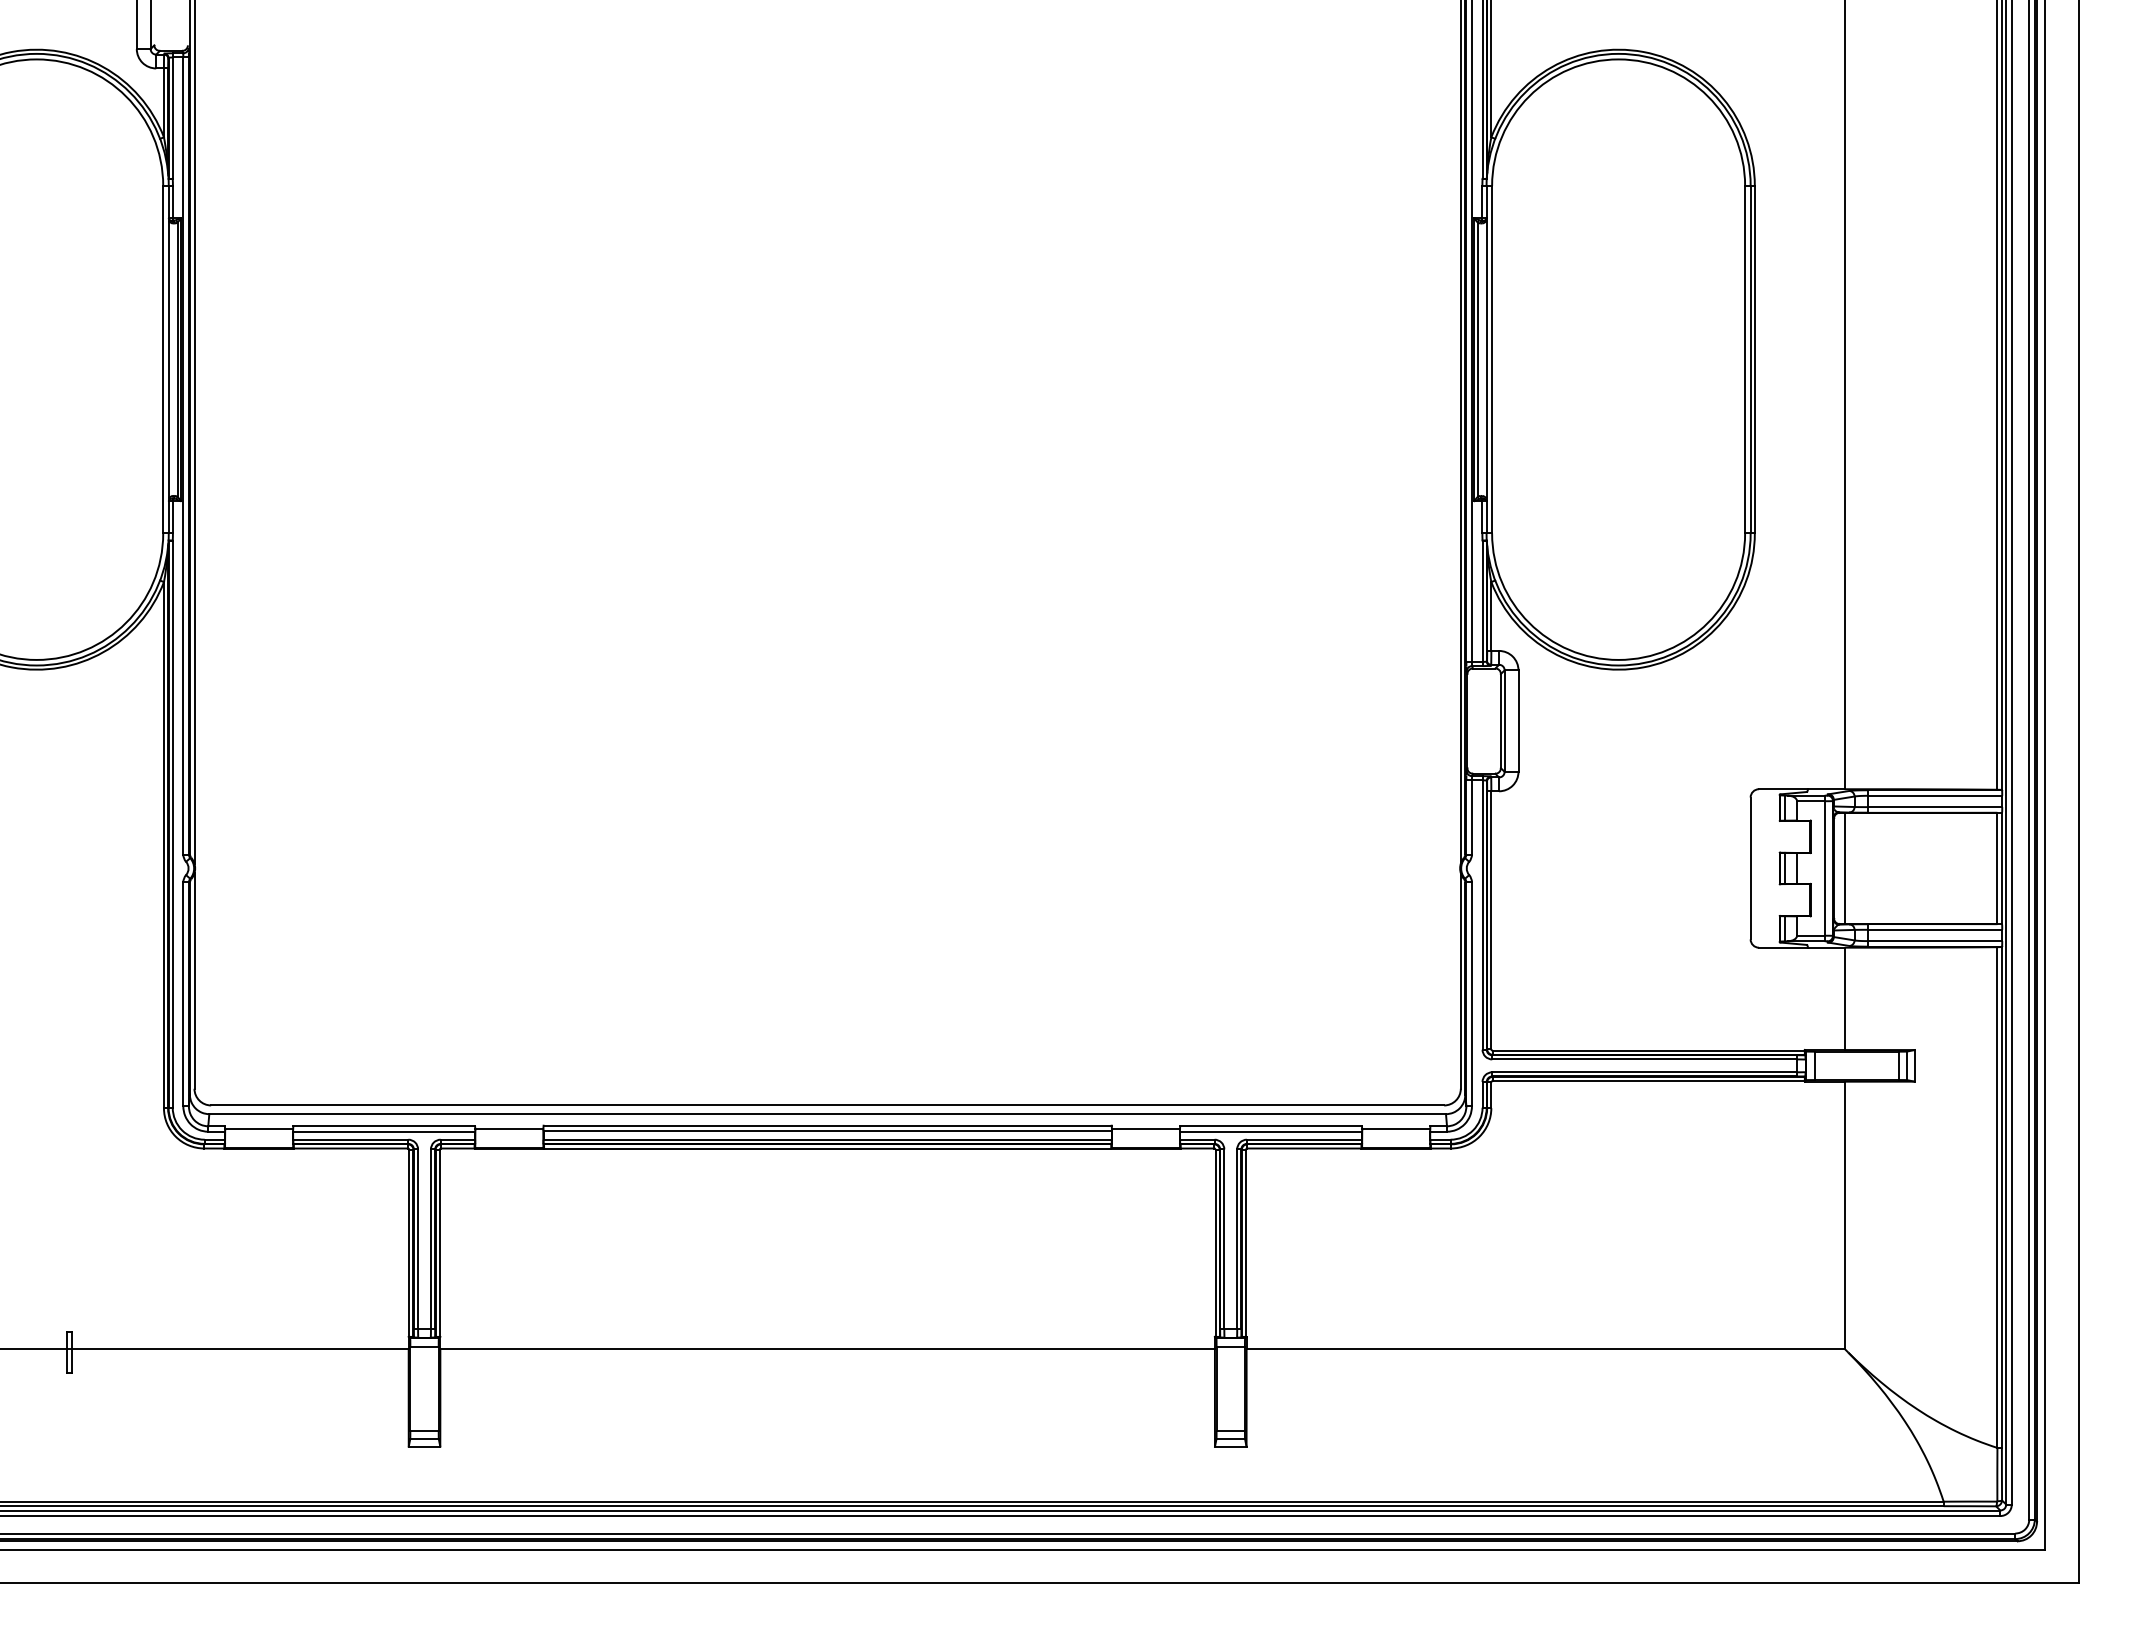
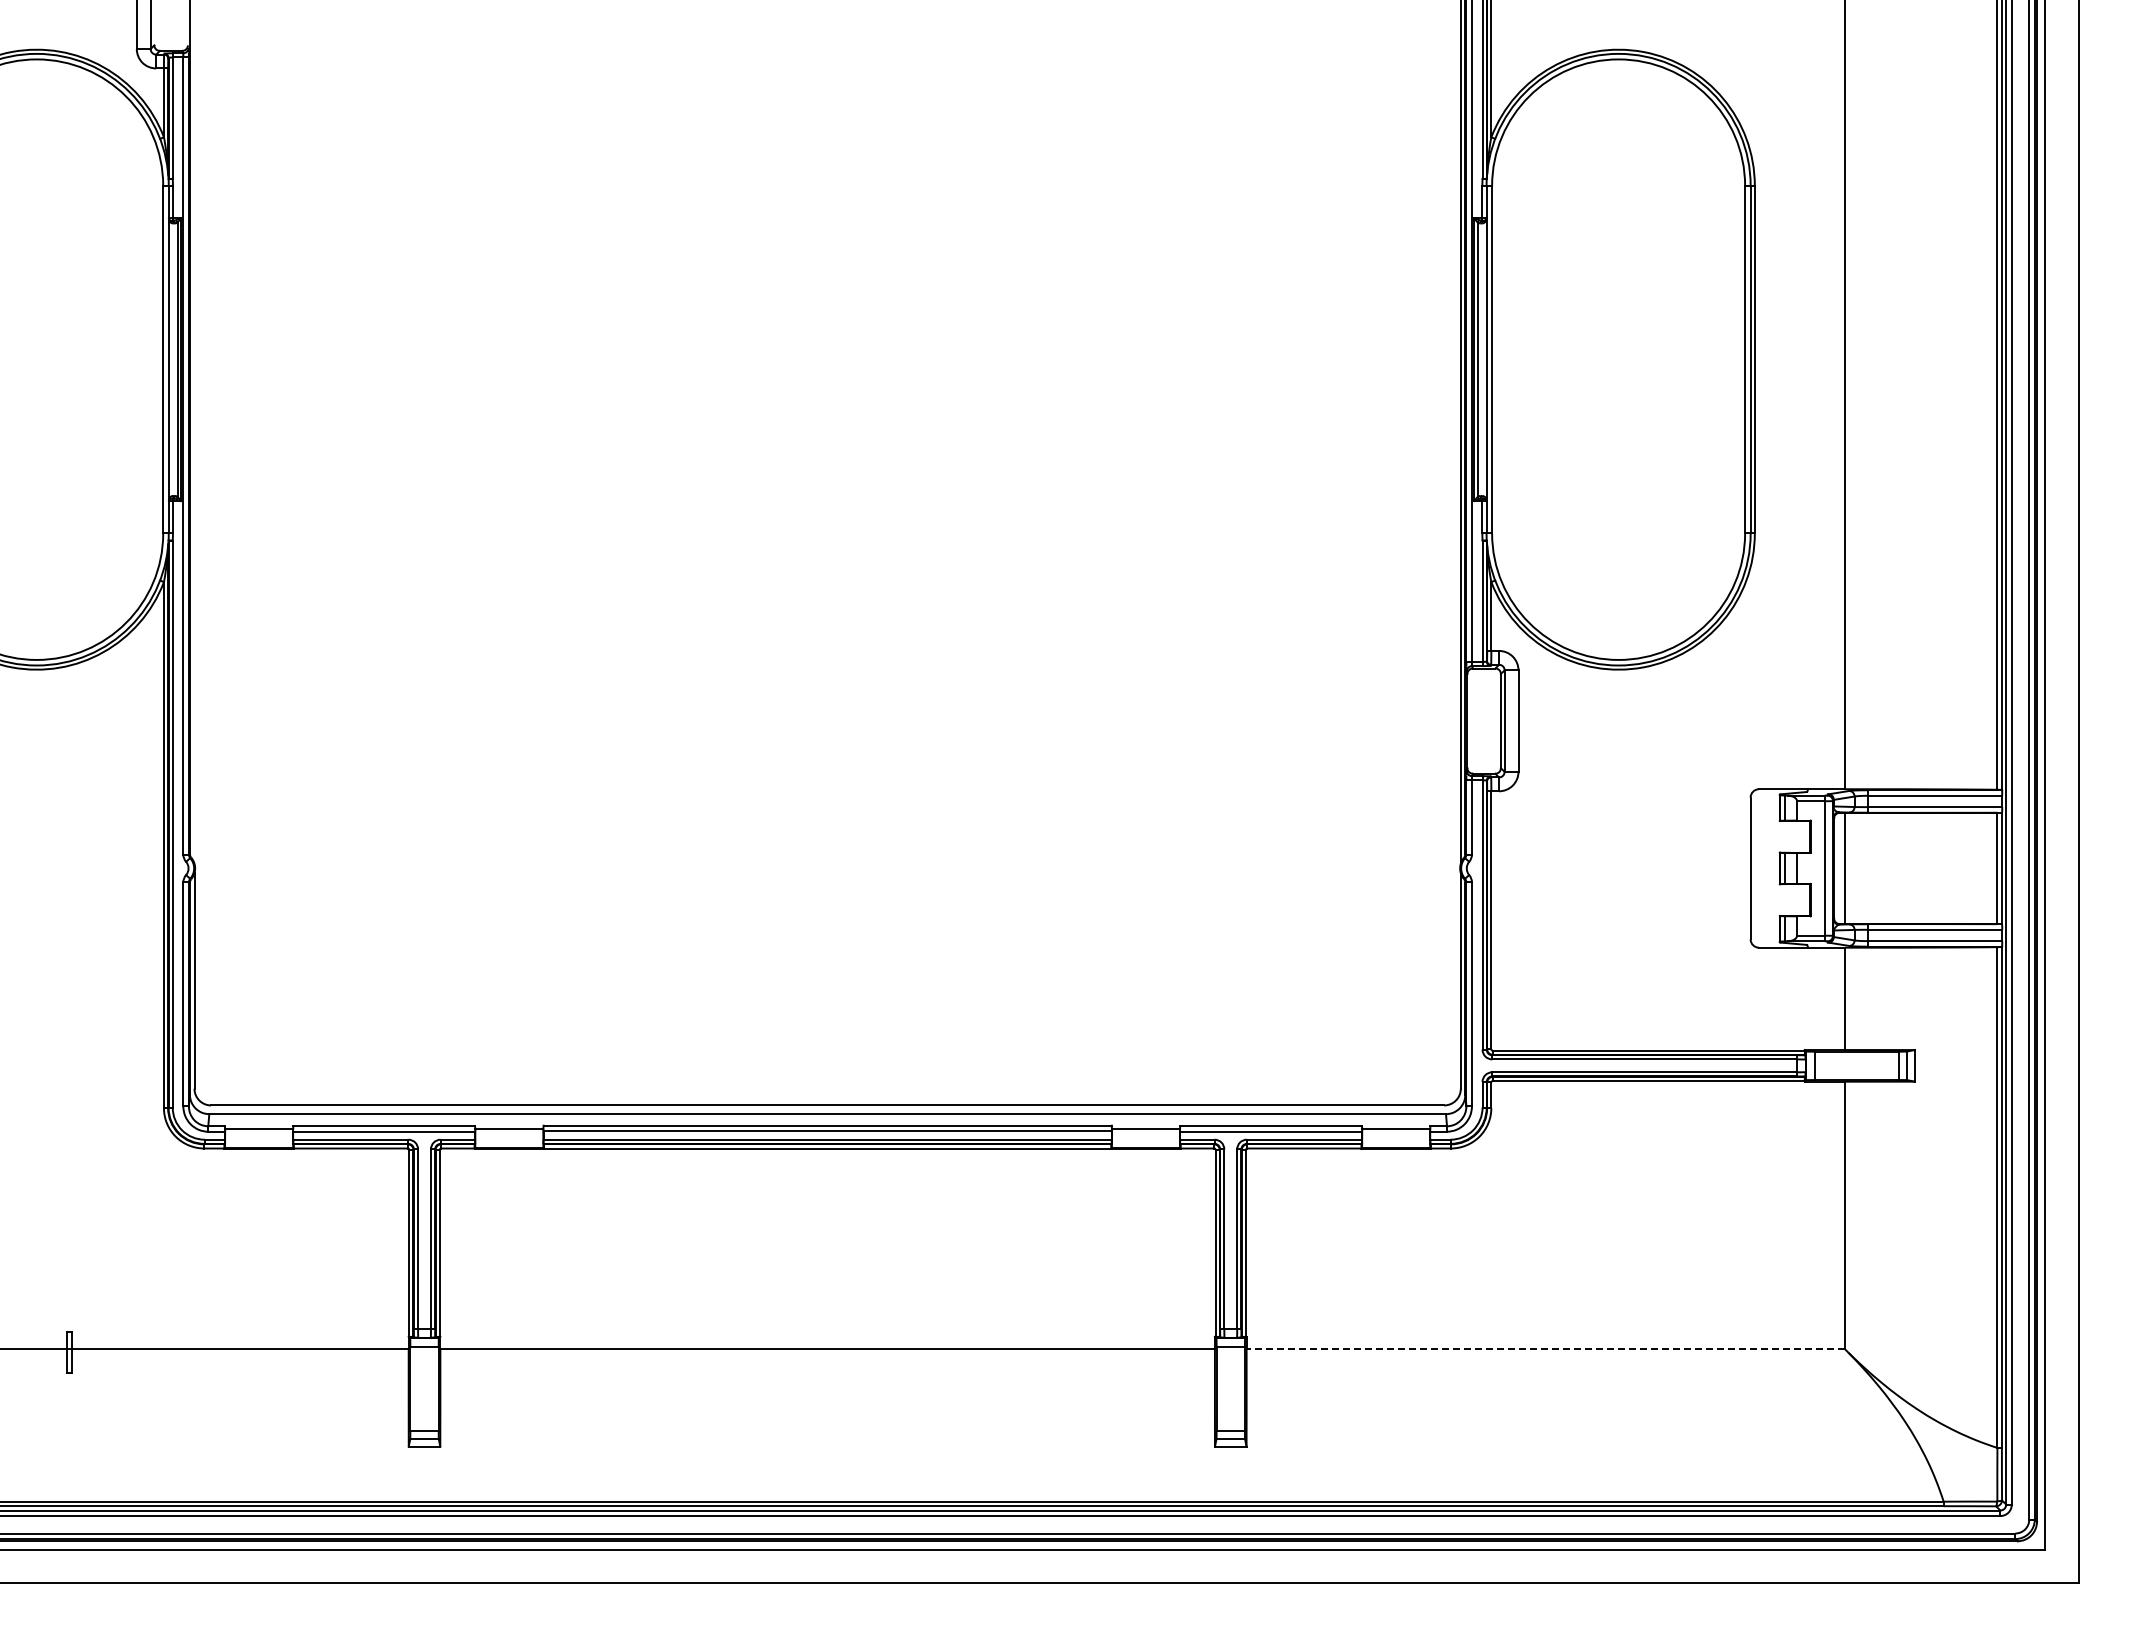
line: present -> none (194, 432)
line: solid -> dashed (1545, 1349)
